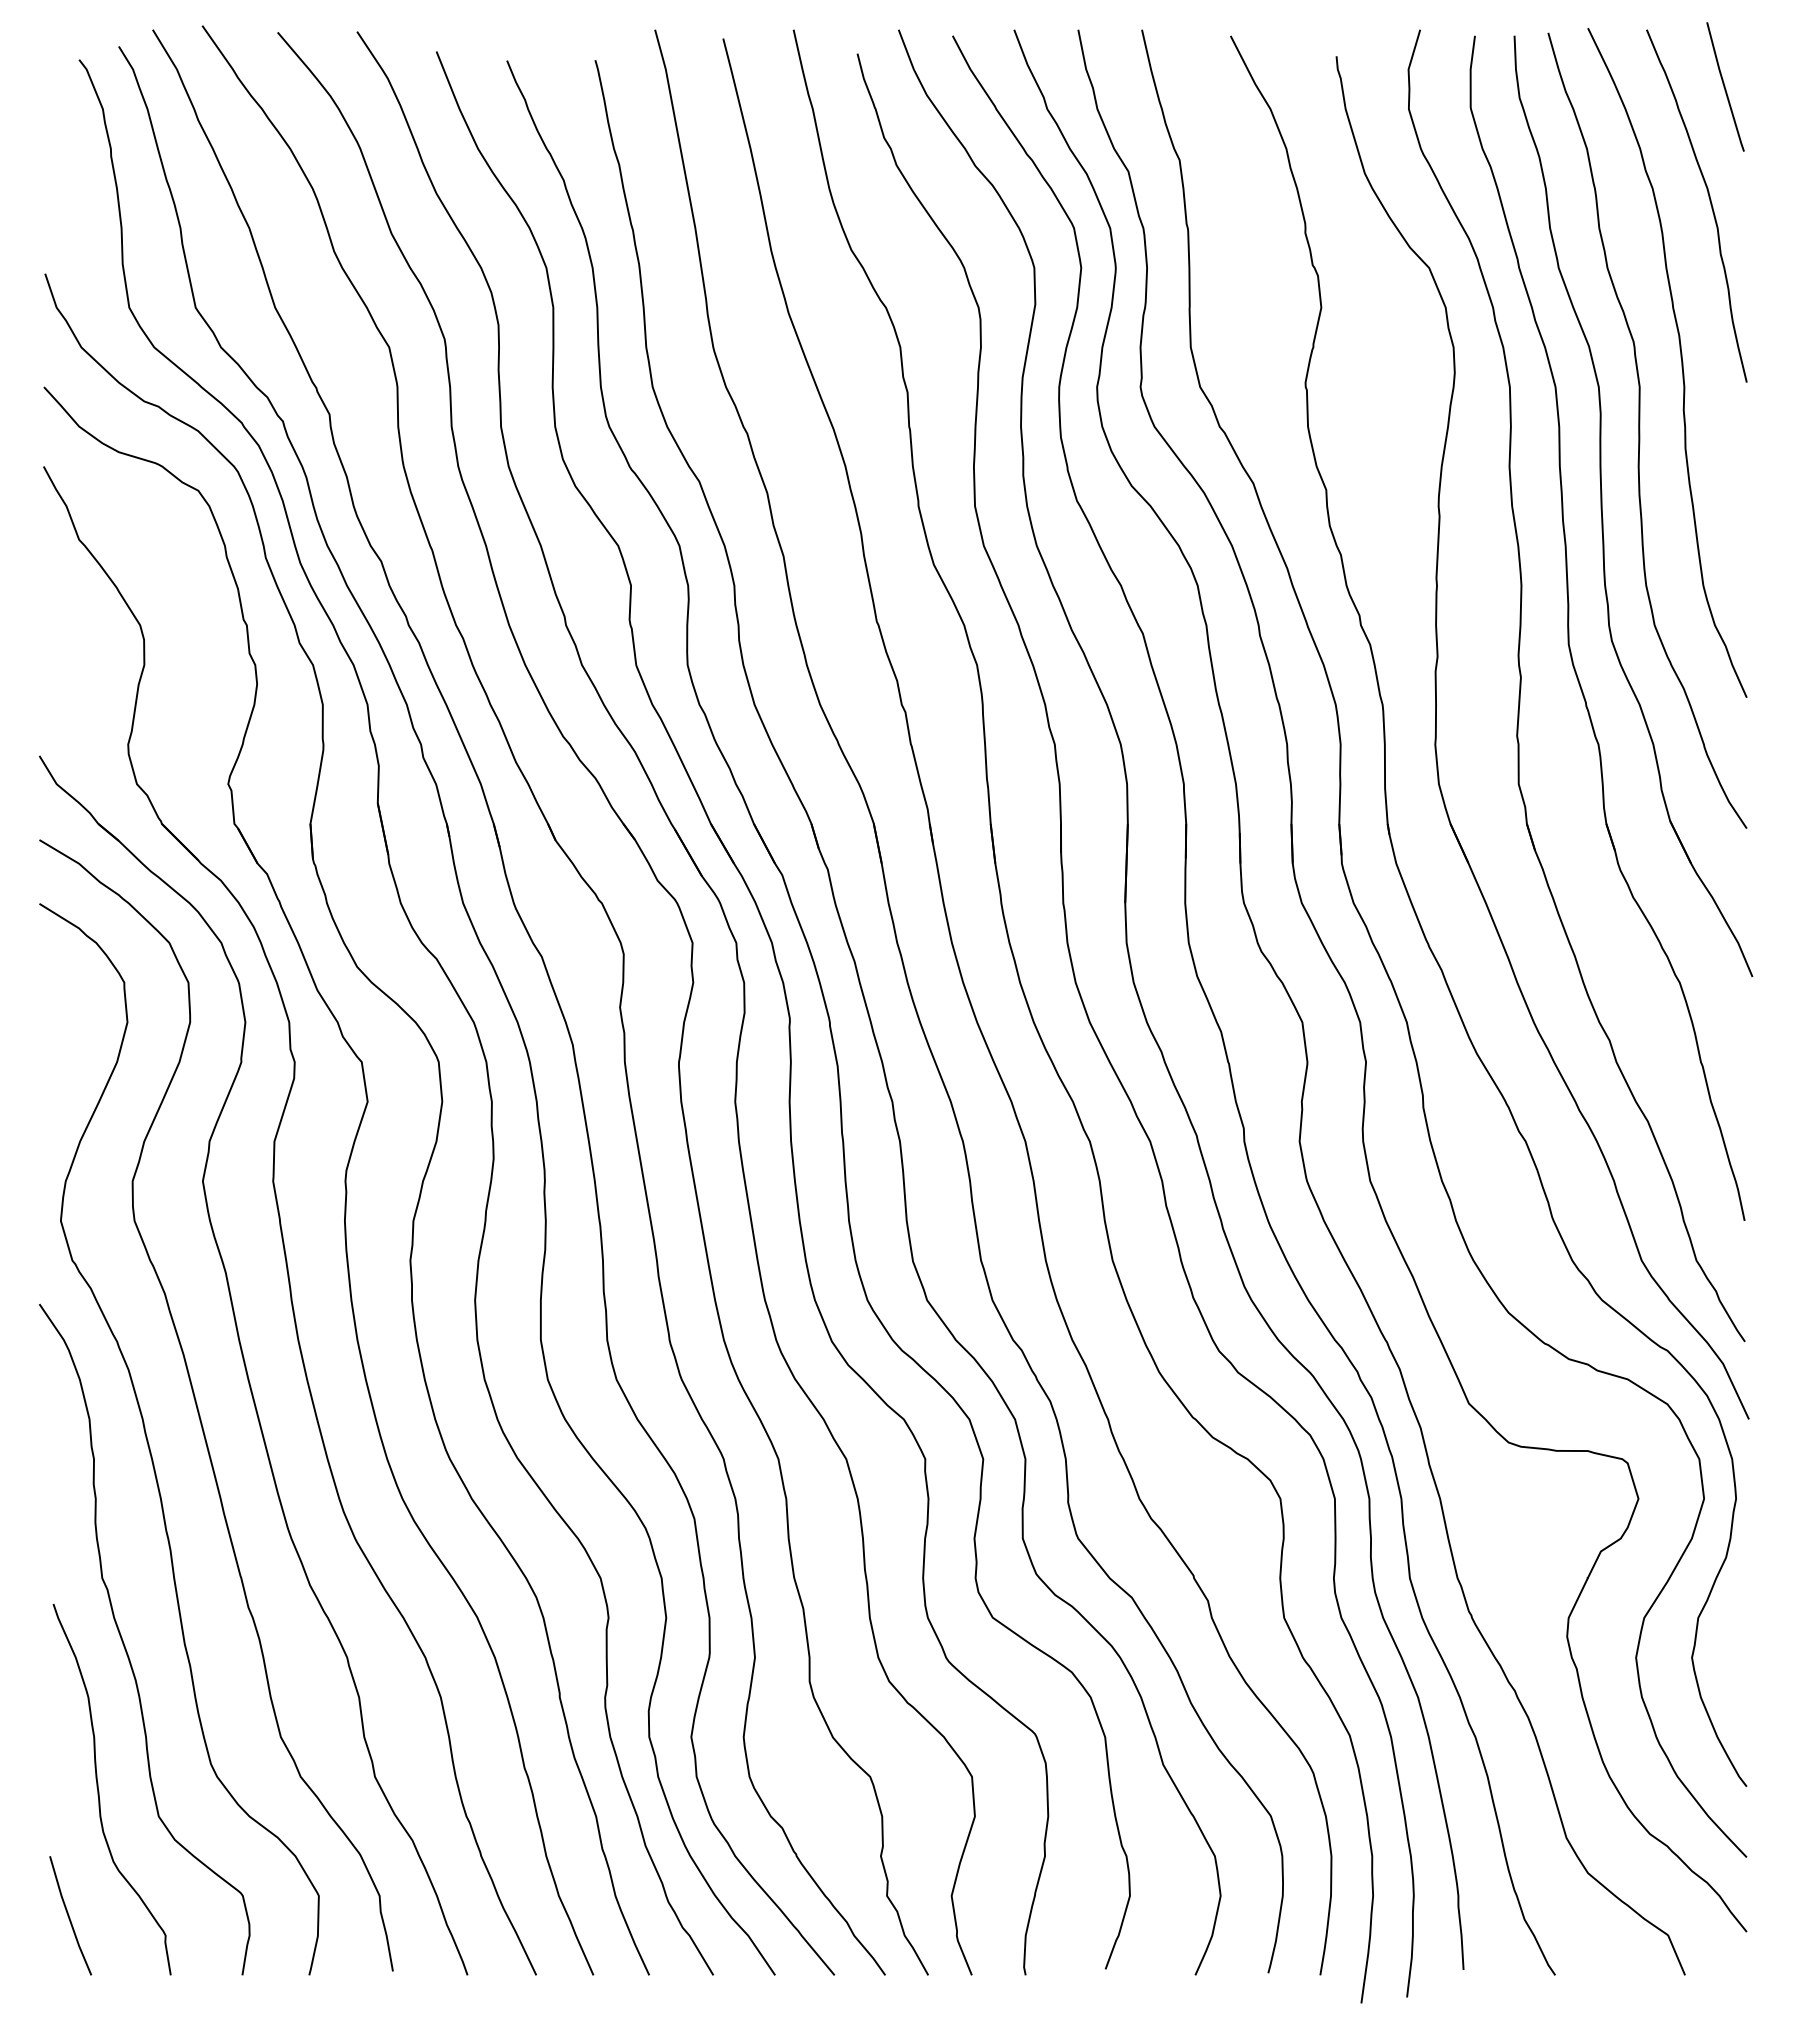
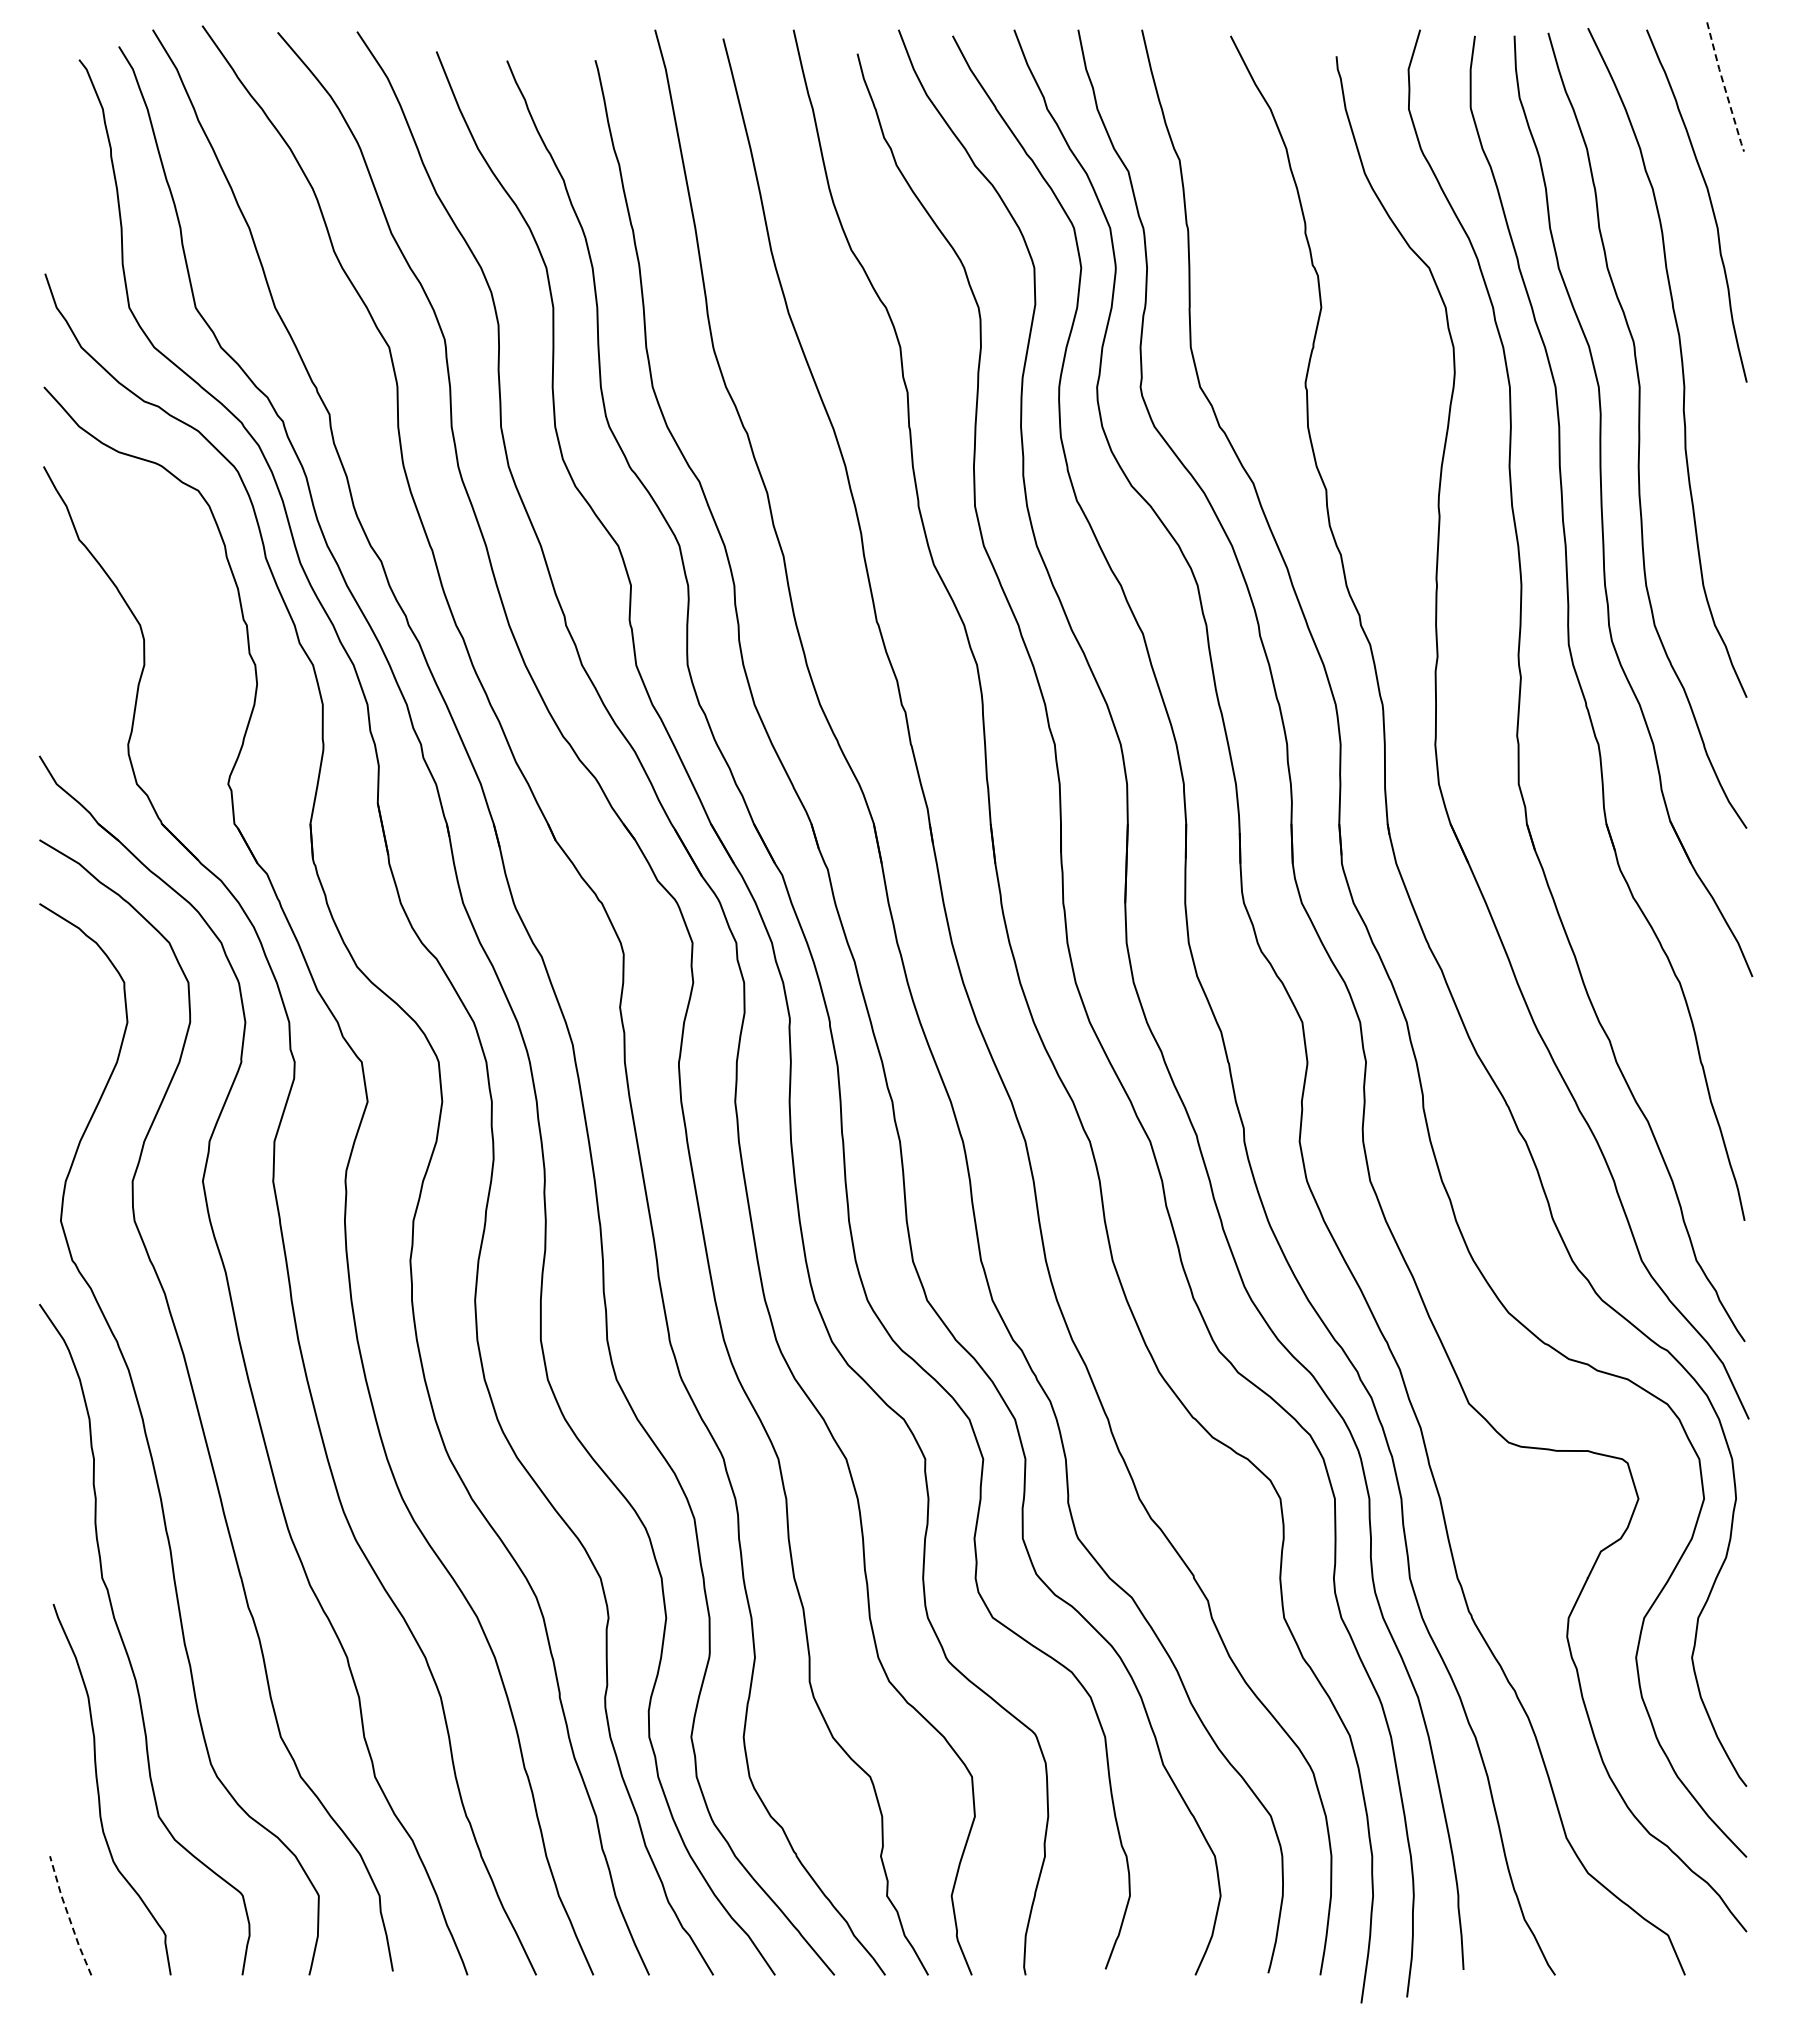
line: solid -> dashed (1724, 87)
line: solid -> dashed (68, 1916)
